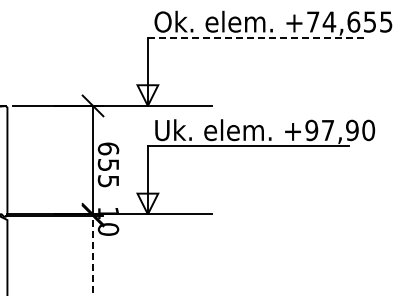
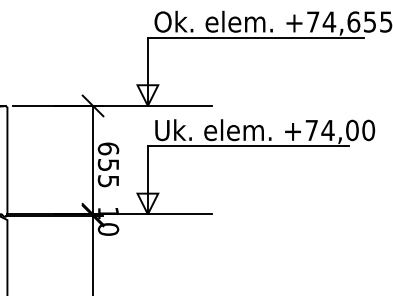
line: dashed -> solid (255, 37)
text: +97,90 -> +74,00 (331, 130)
line: dashed -> solid (93, 255)
